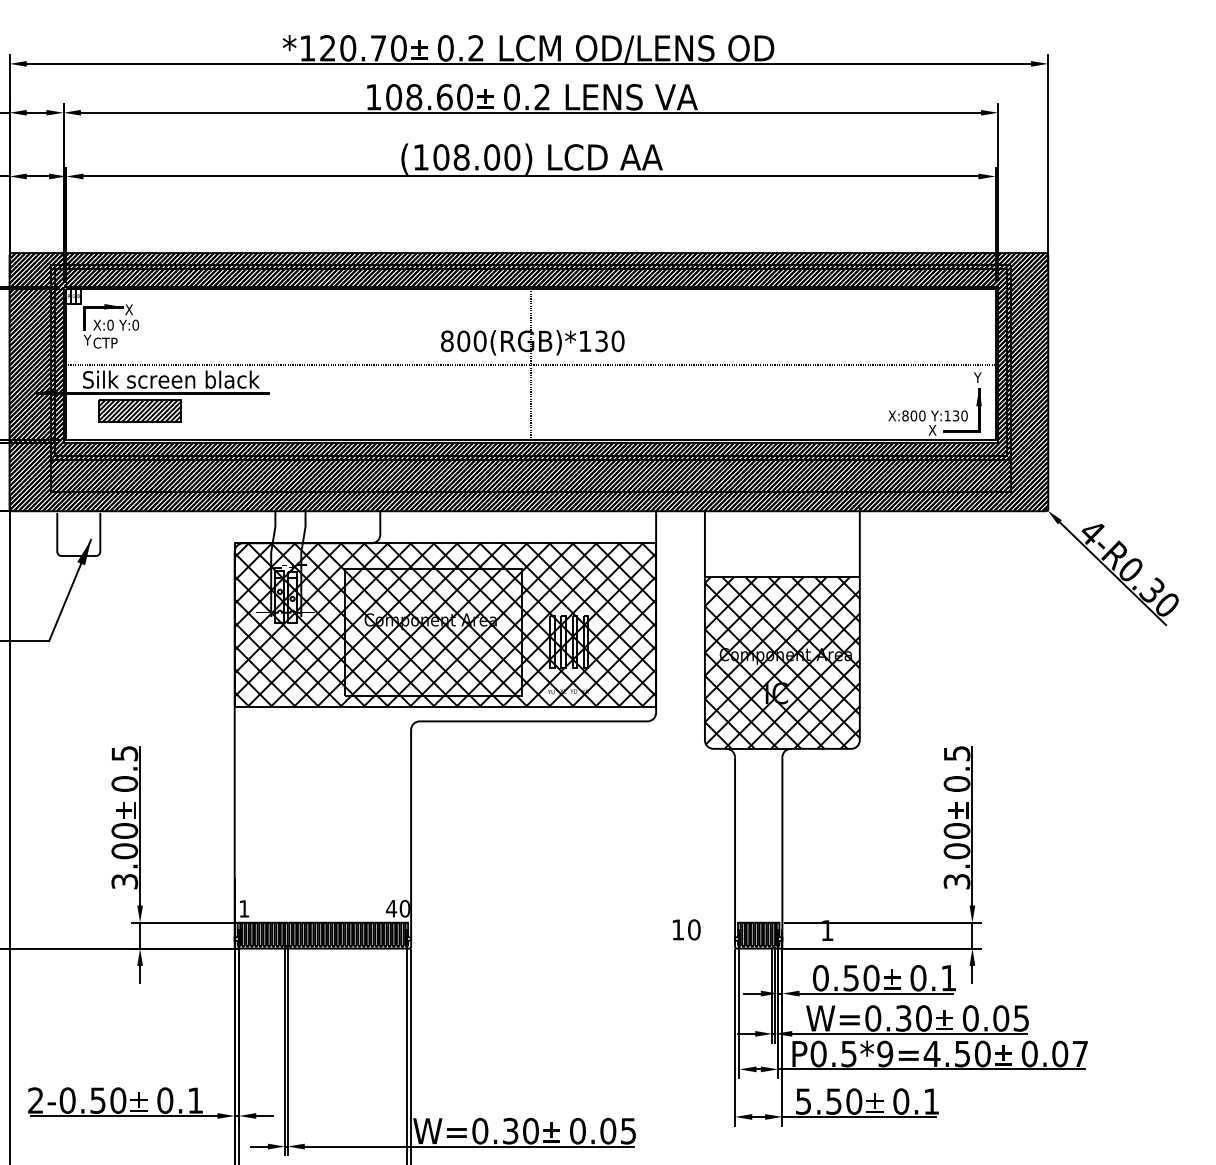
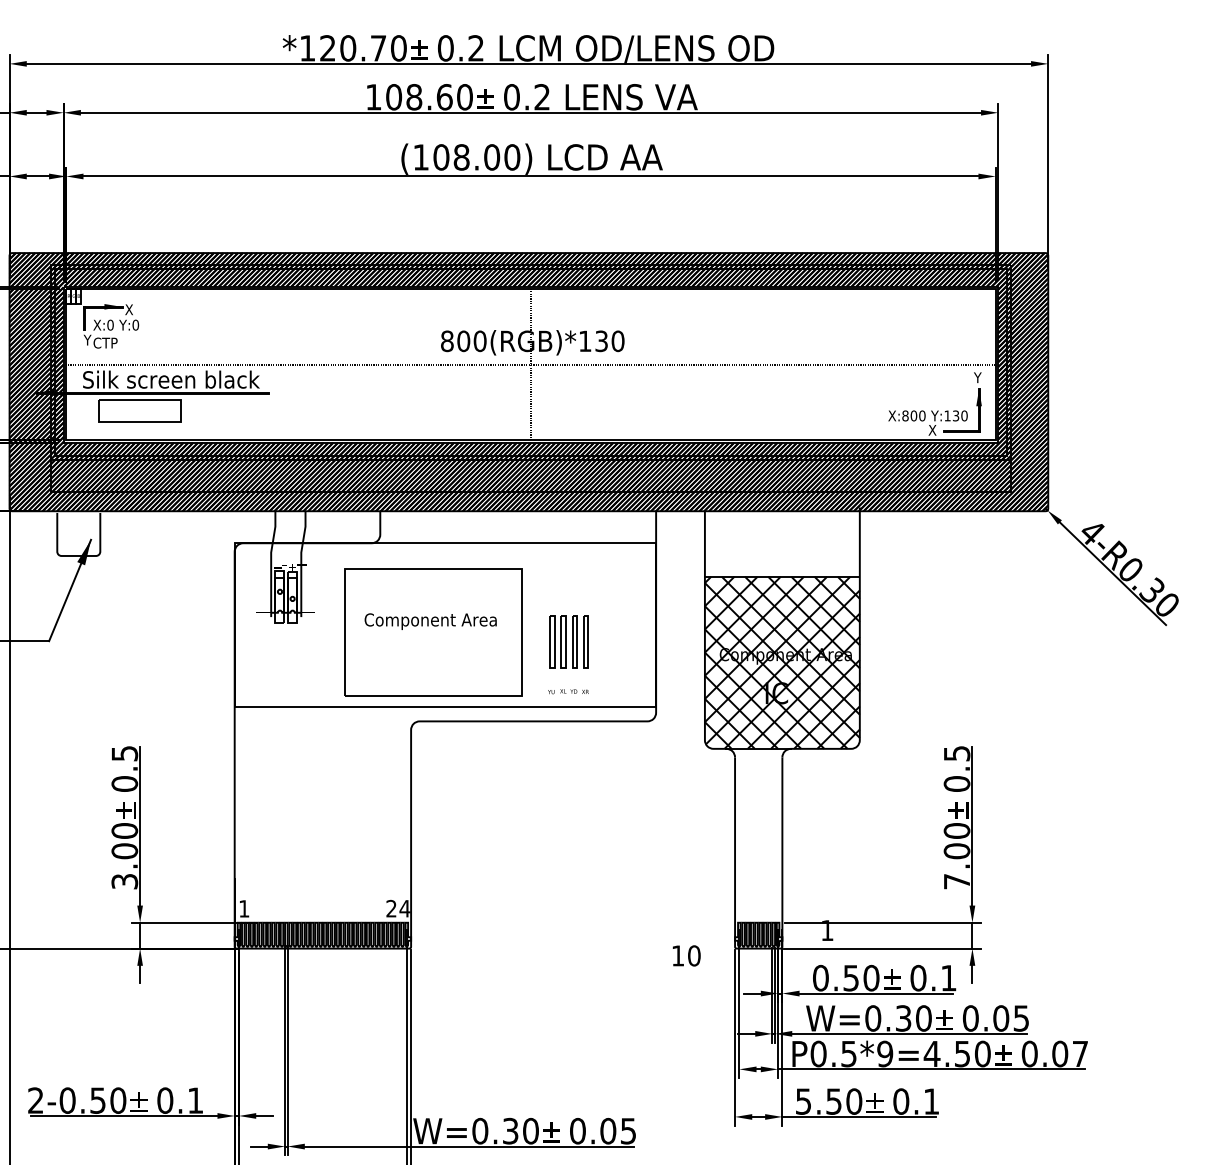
hatch: present -> none (139, 411)
hatch: present -> none (445, 624)
text: 3.00 -> 7.00 (956, 881)
text: 40 -> 24 (397, 908)
text position: (686, 929) -> (686, 955) (686, 955)
